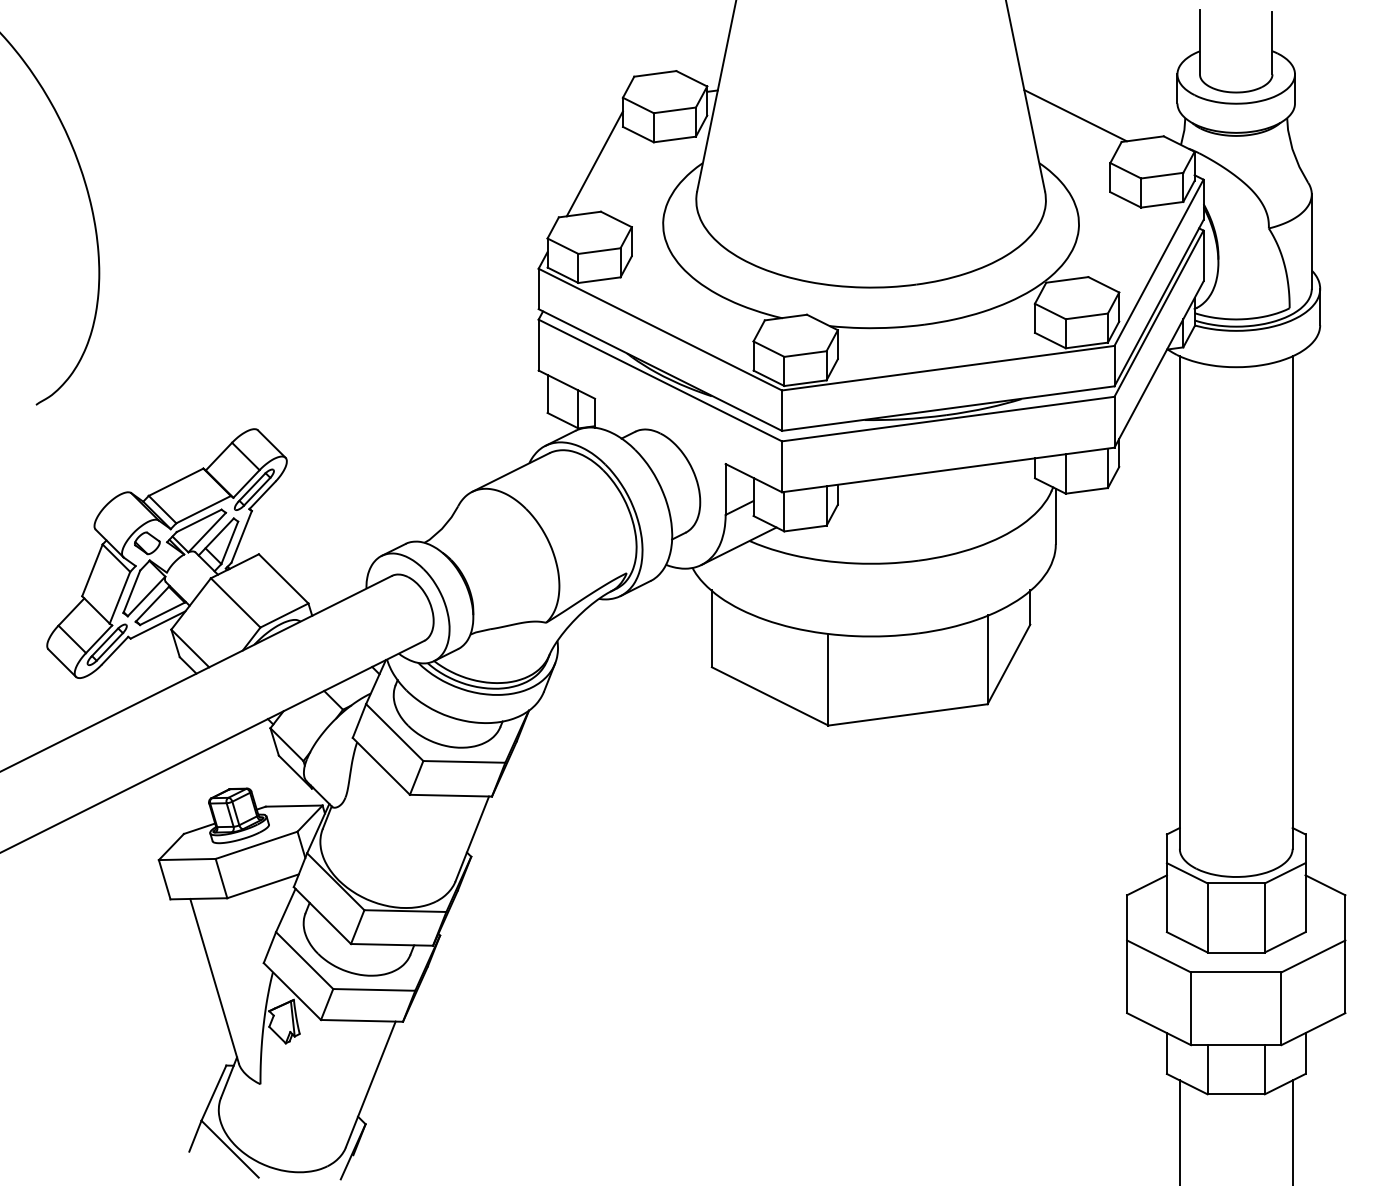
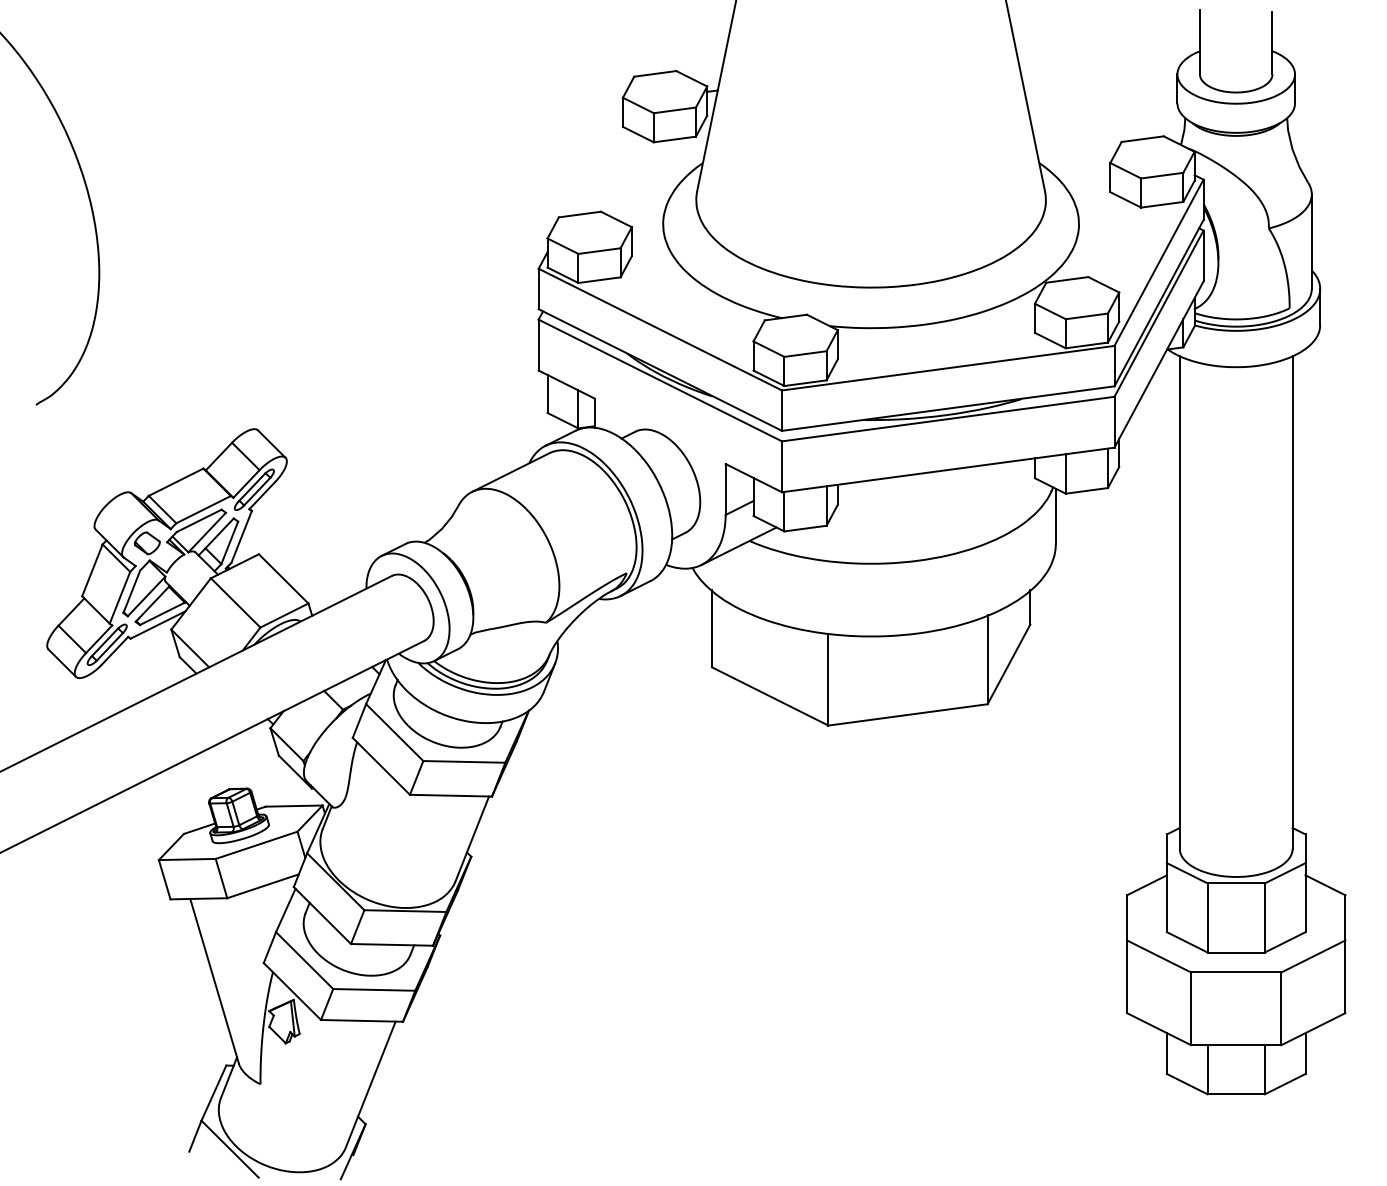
line: present -> none (1075, 115)
line: present -> none (594, 163)
line: present -> none (1179, 1131)
line: present -> none (1292, 1131)
